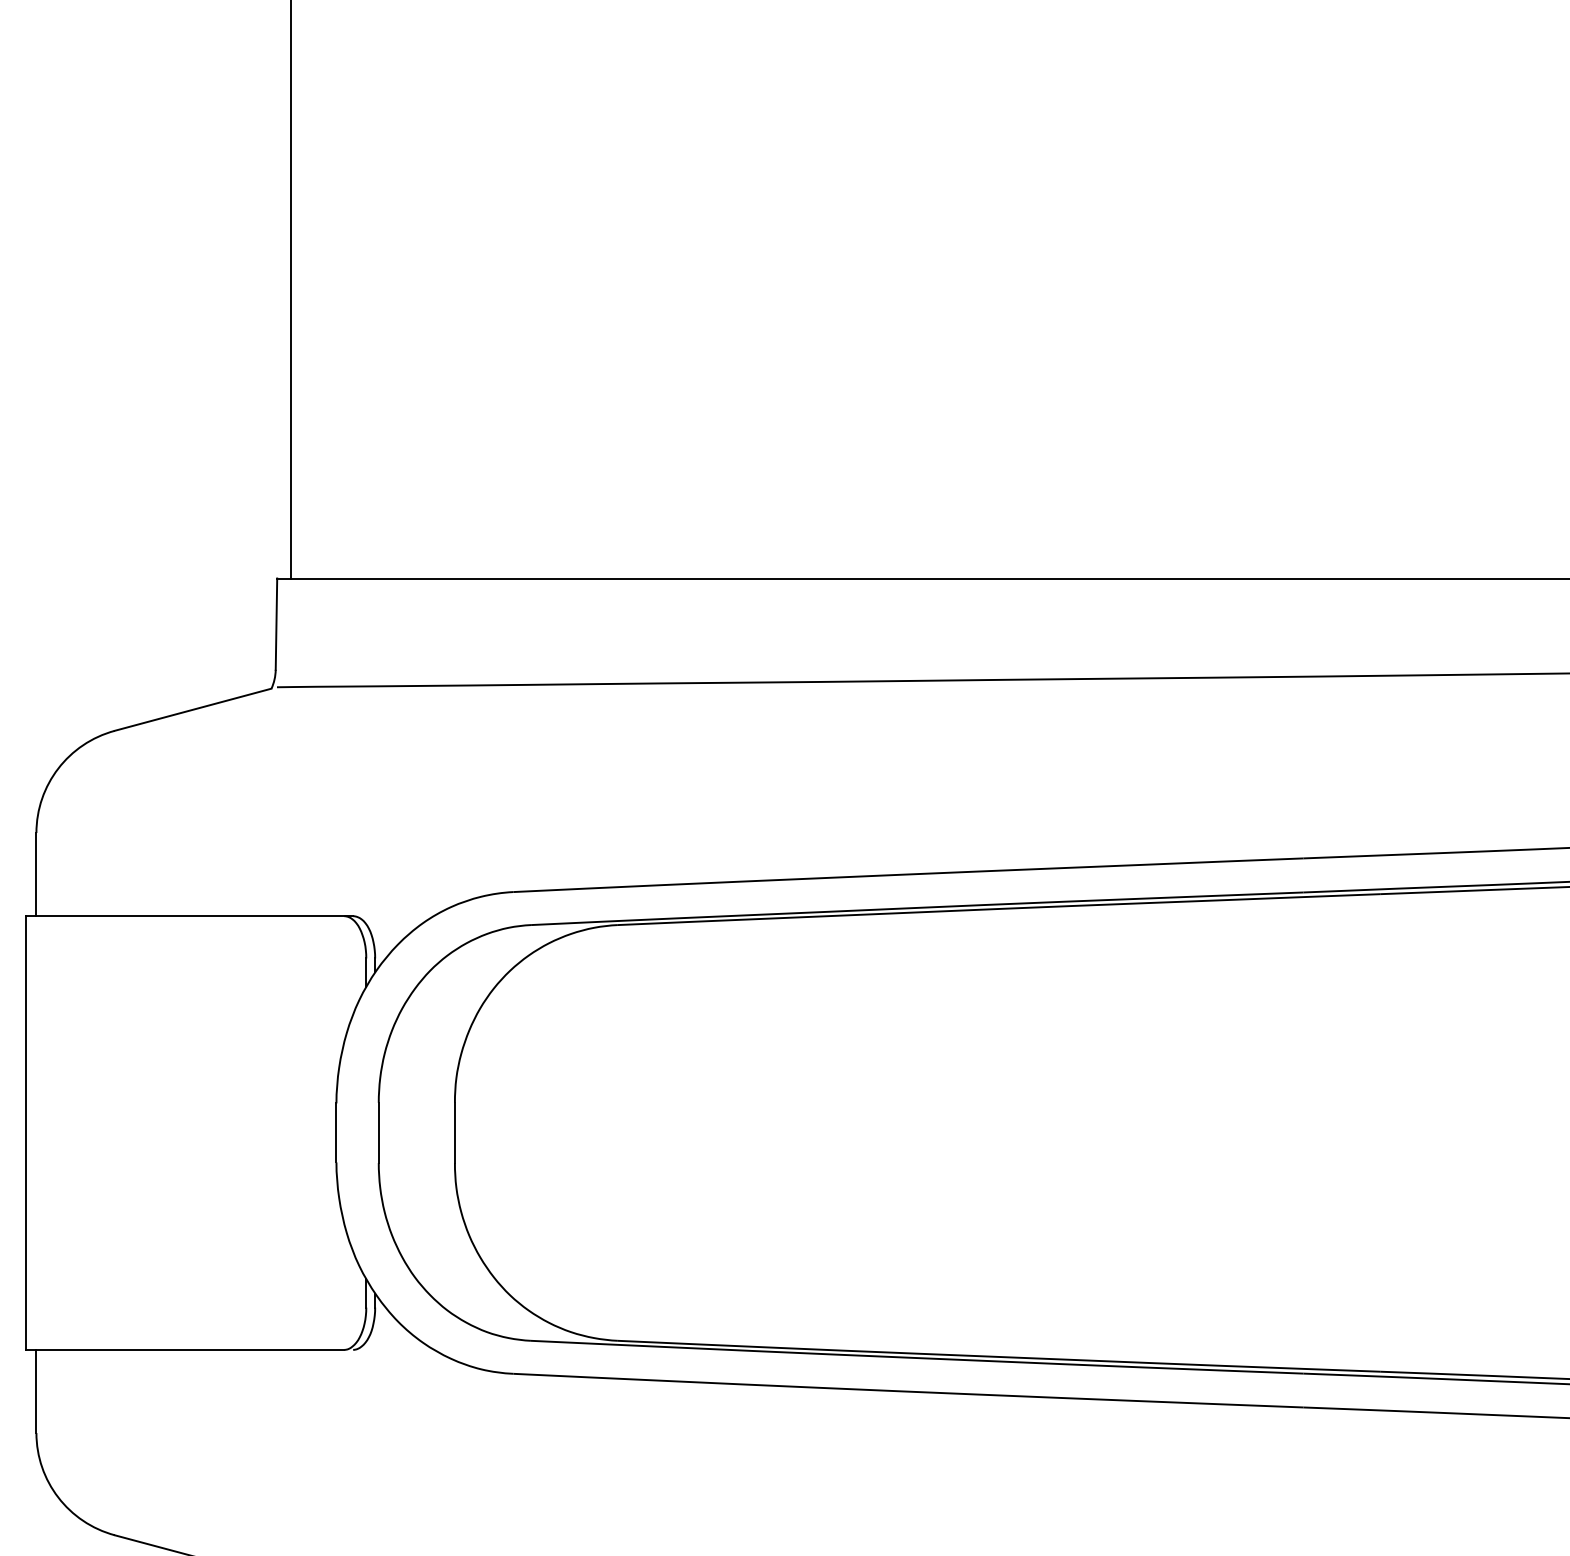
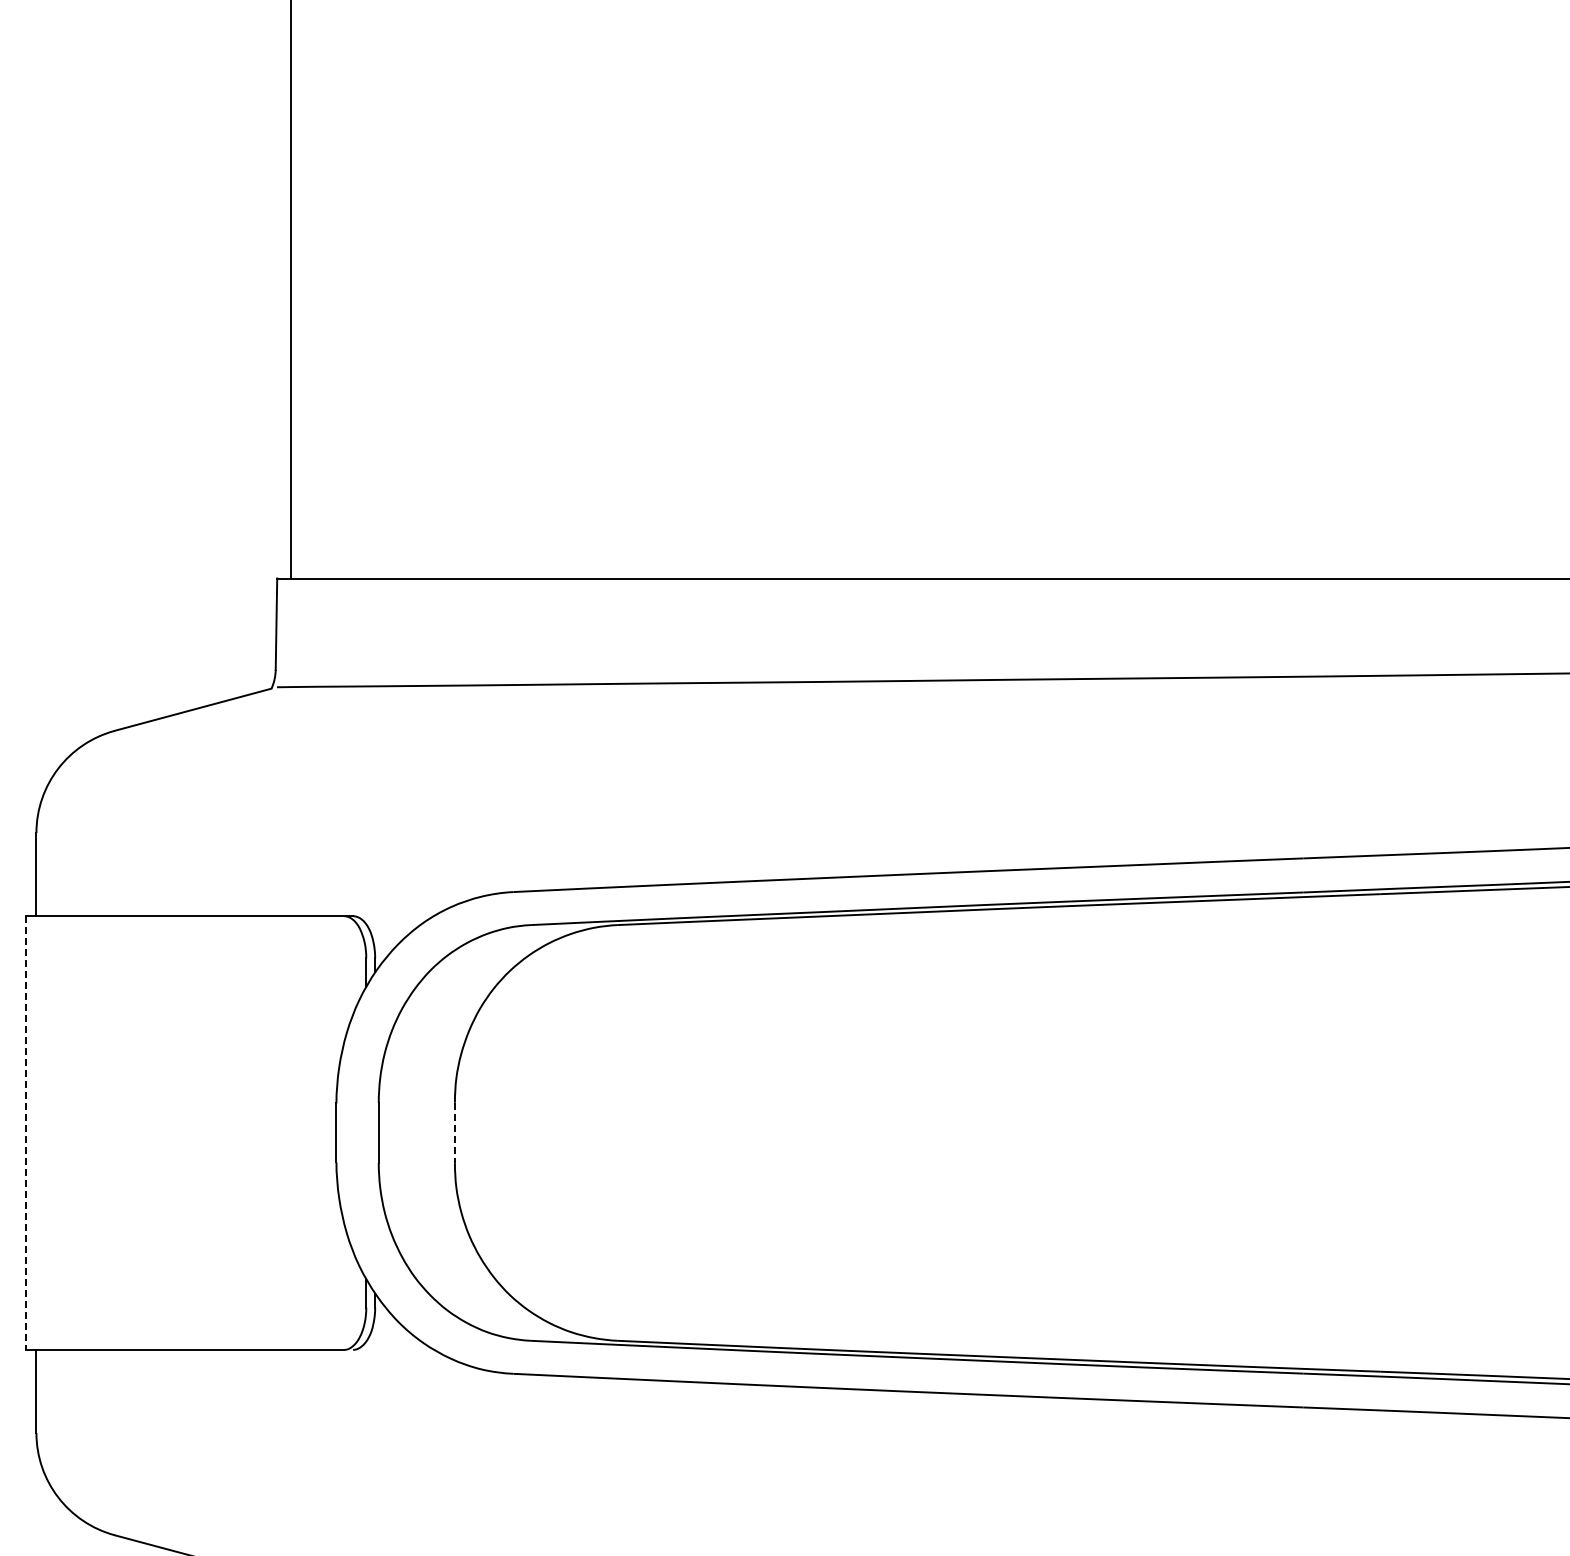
line: solid -> dashed (25, 1133)
line: solid -> dashed (454, 1133)
